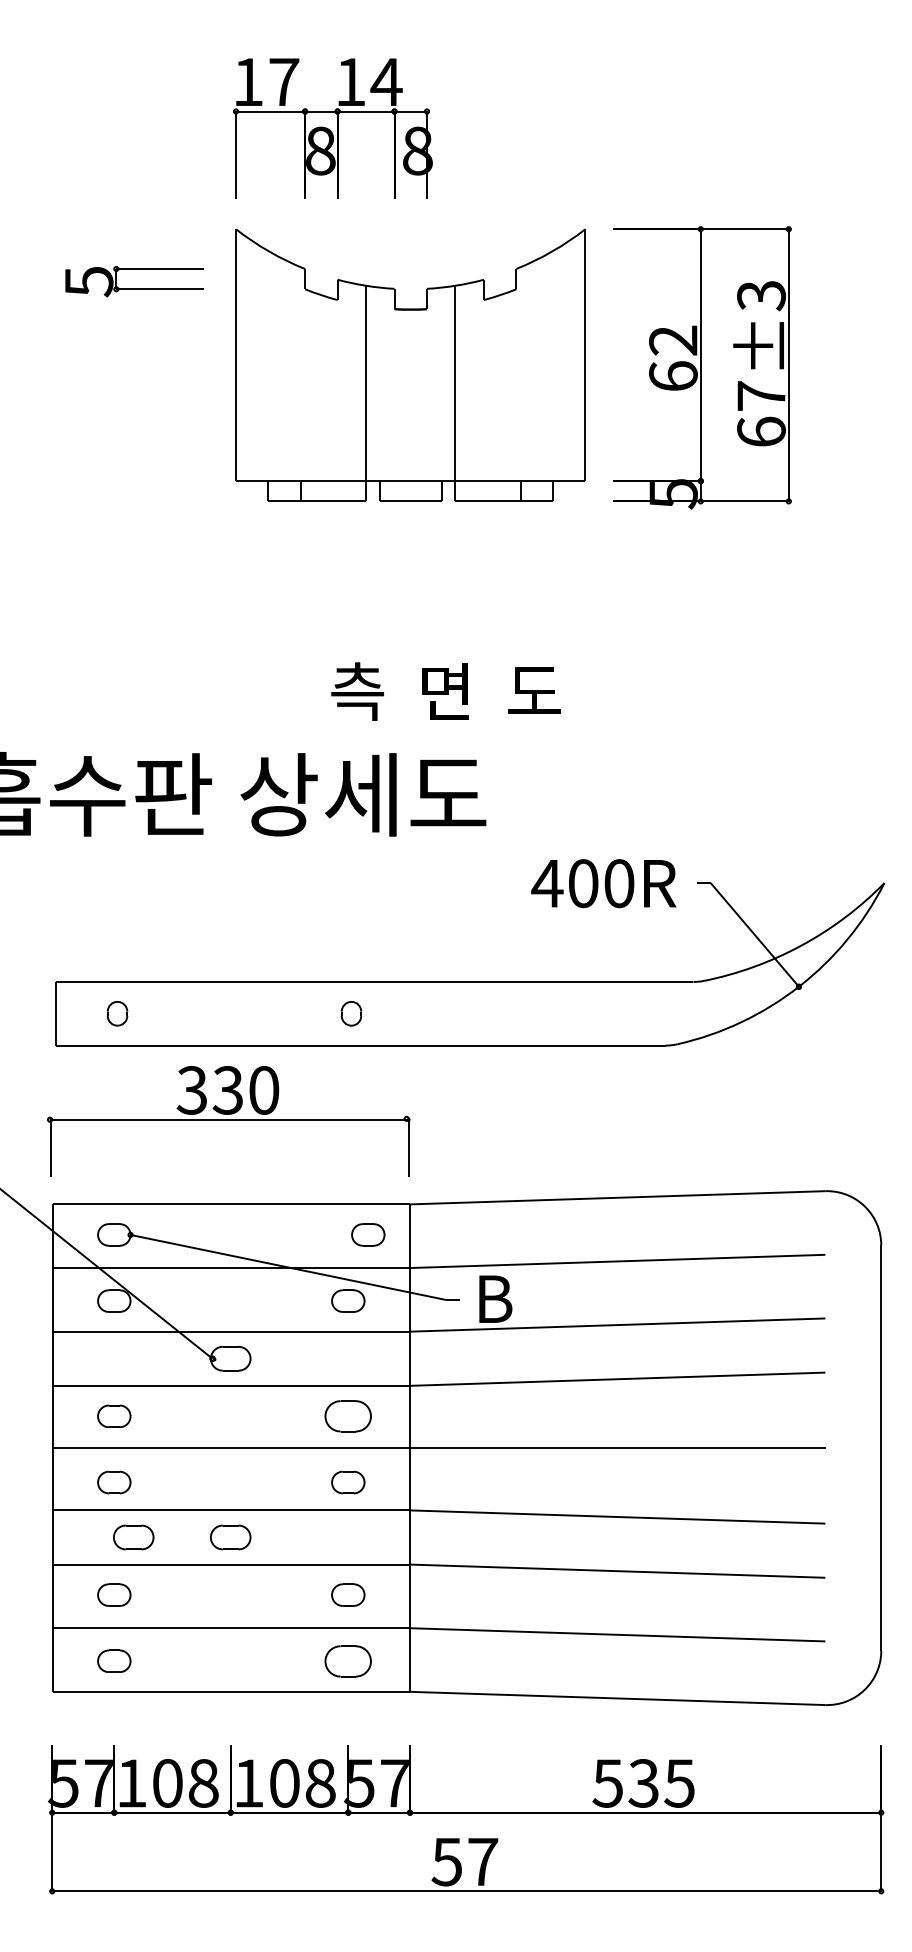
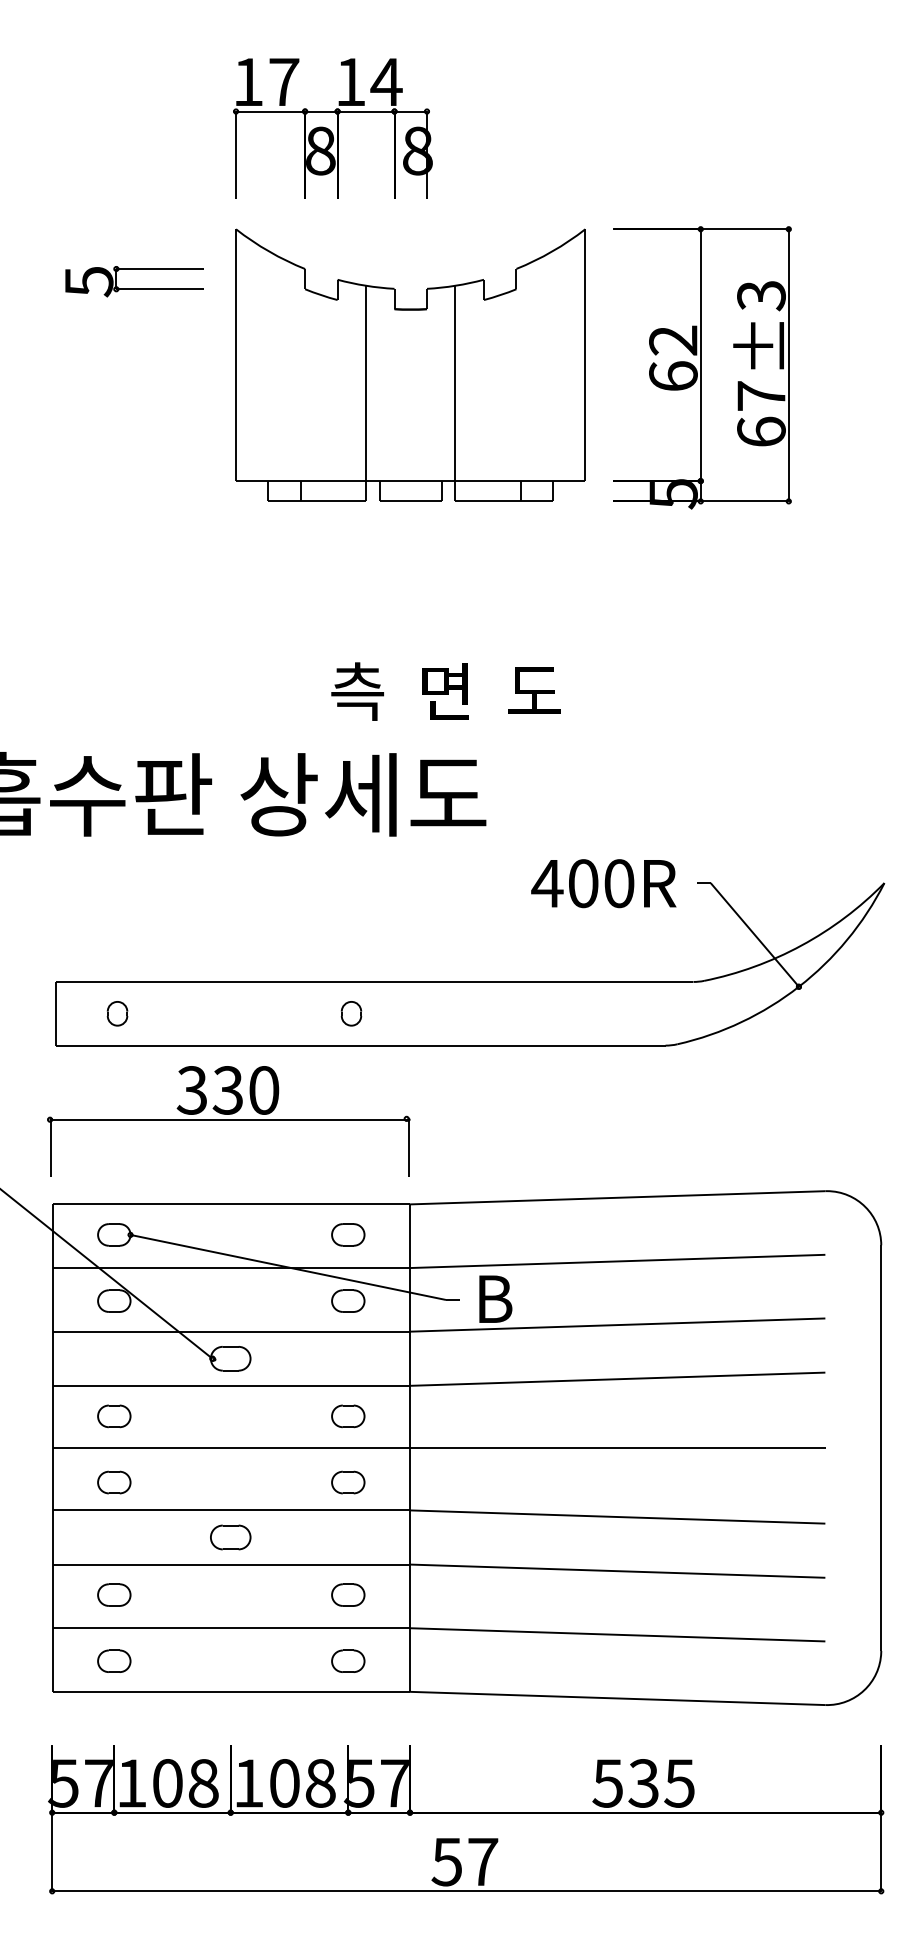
part position: (368, 1234) -> (348, 1234) (348, 1234)
part size: 48x33 px -> 35x25 px (348, 1416)
part: present -> none (133, 1537)
part size: 48x33 px -> 35x24 px (348, 1660)
